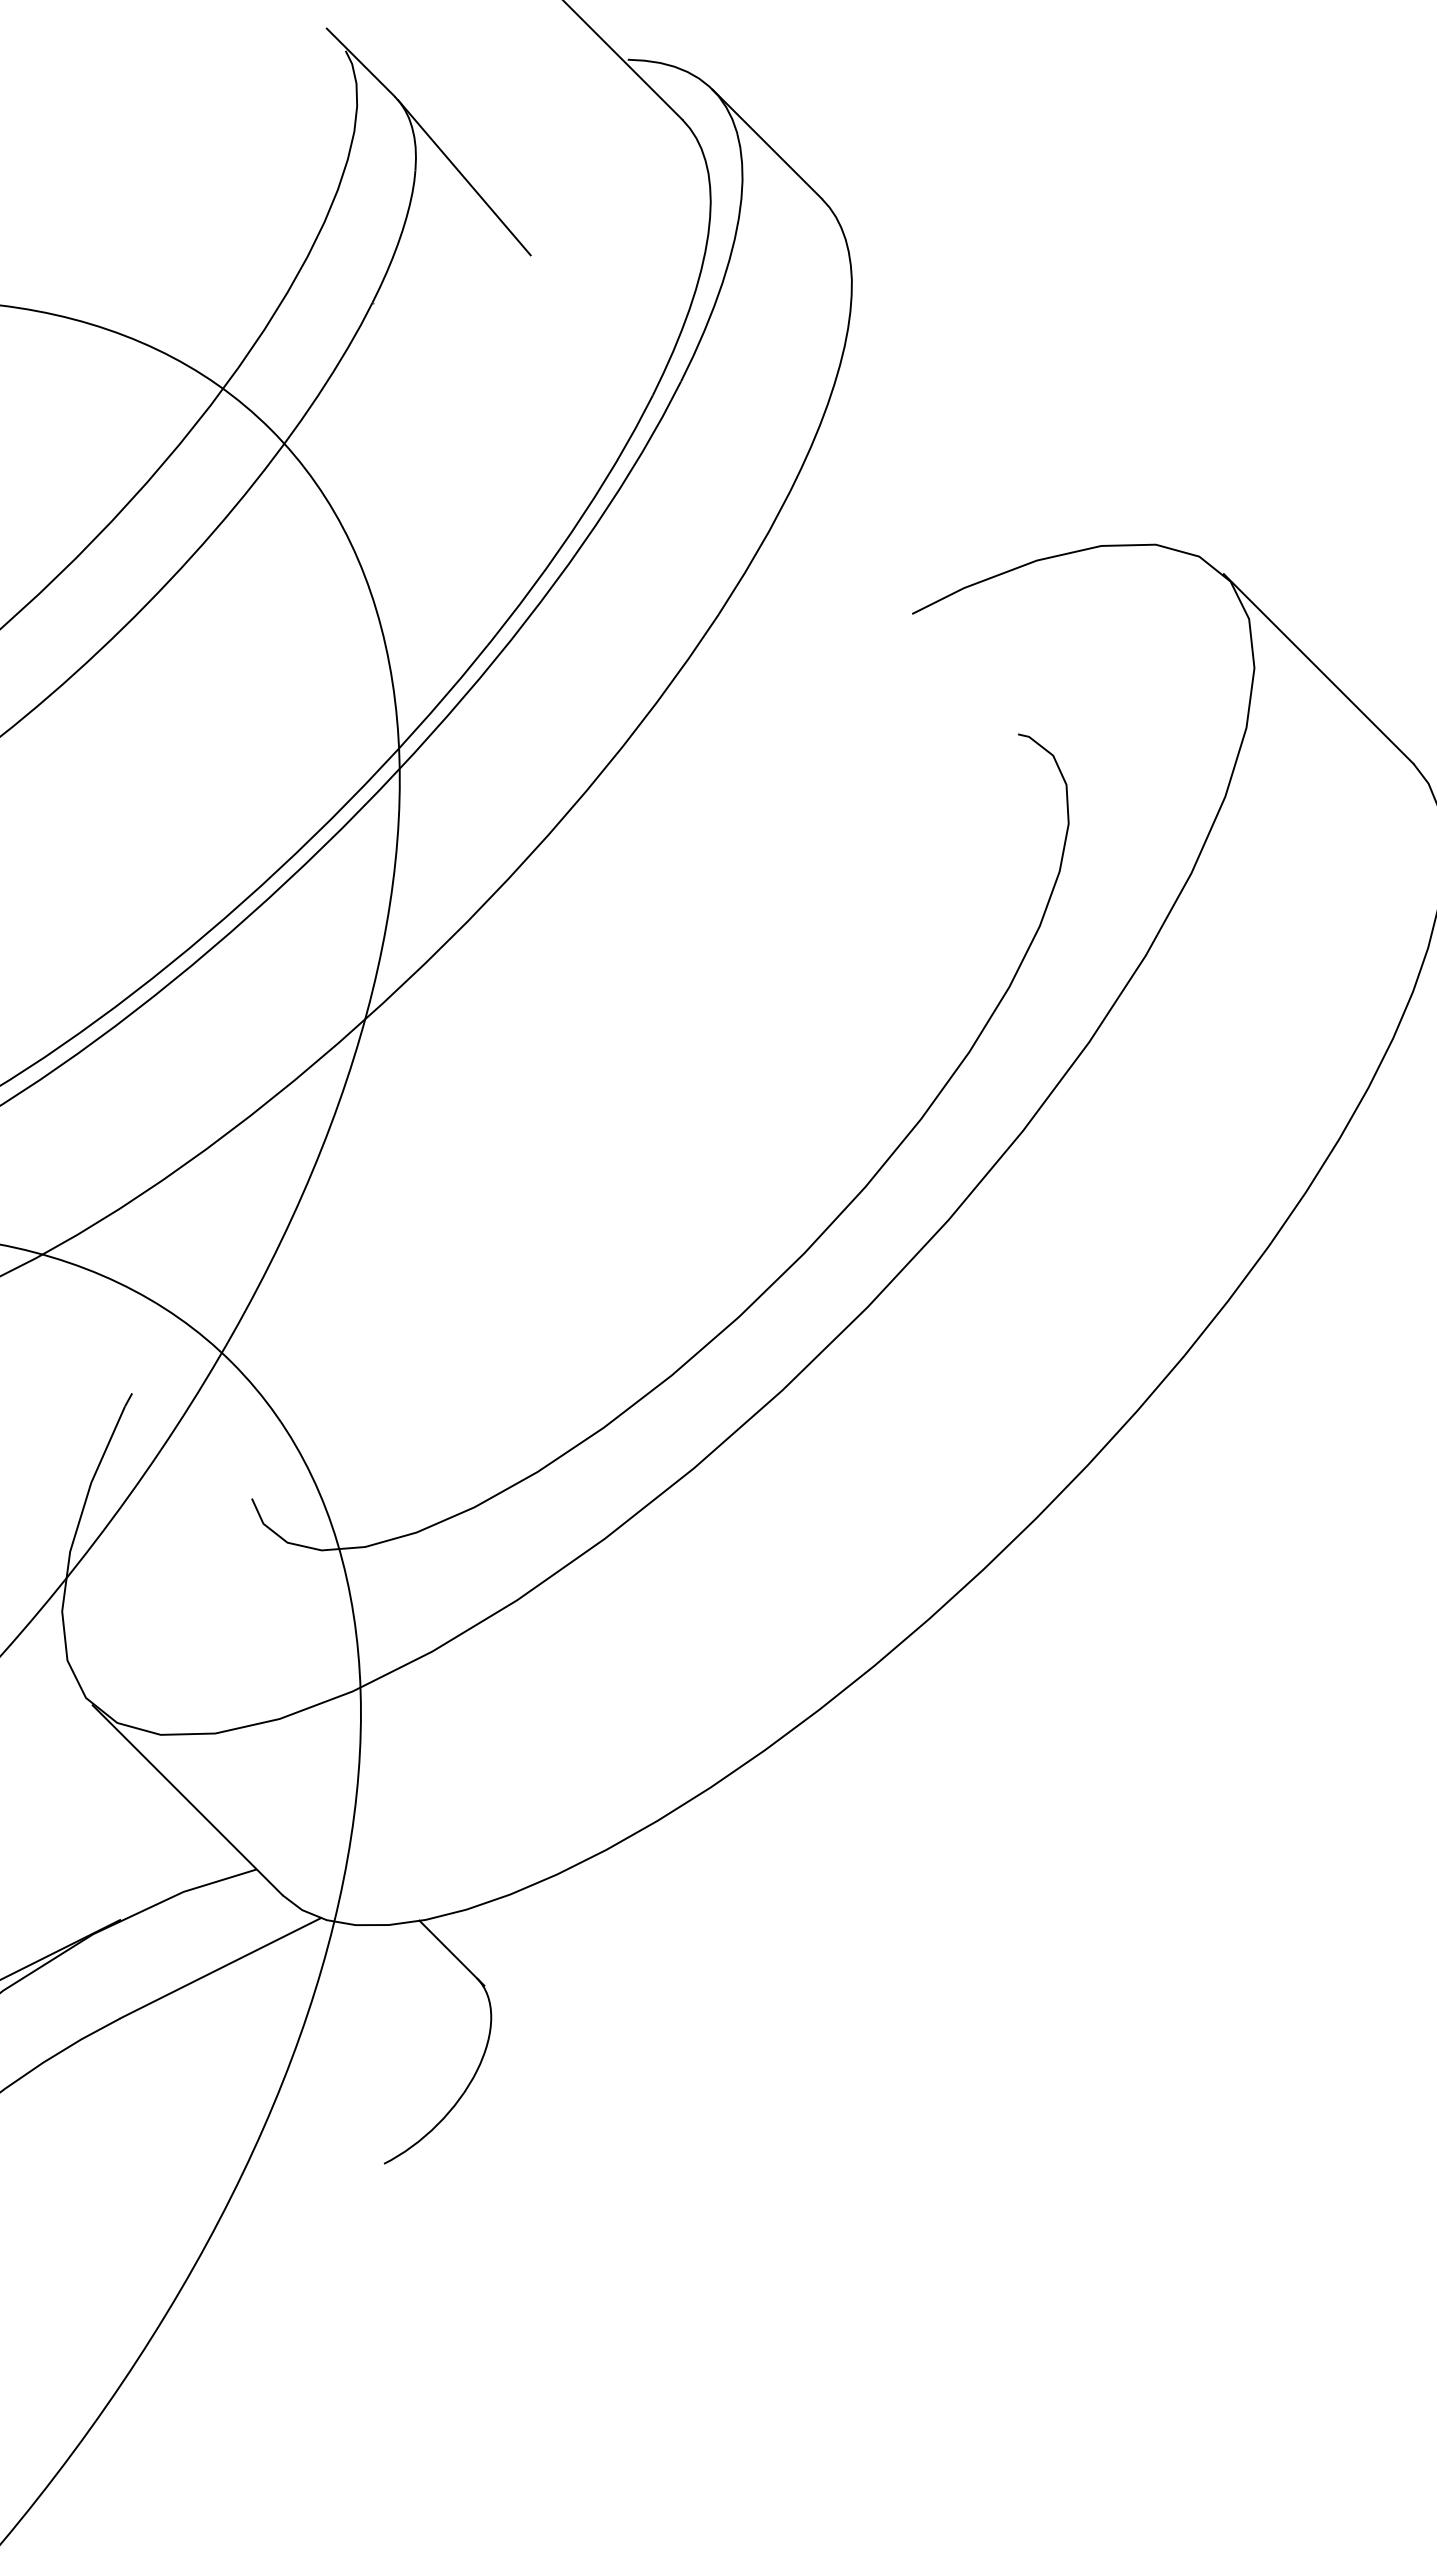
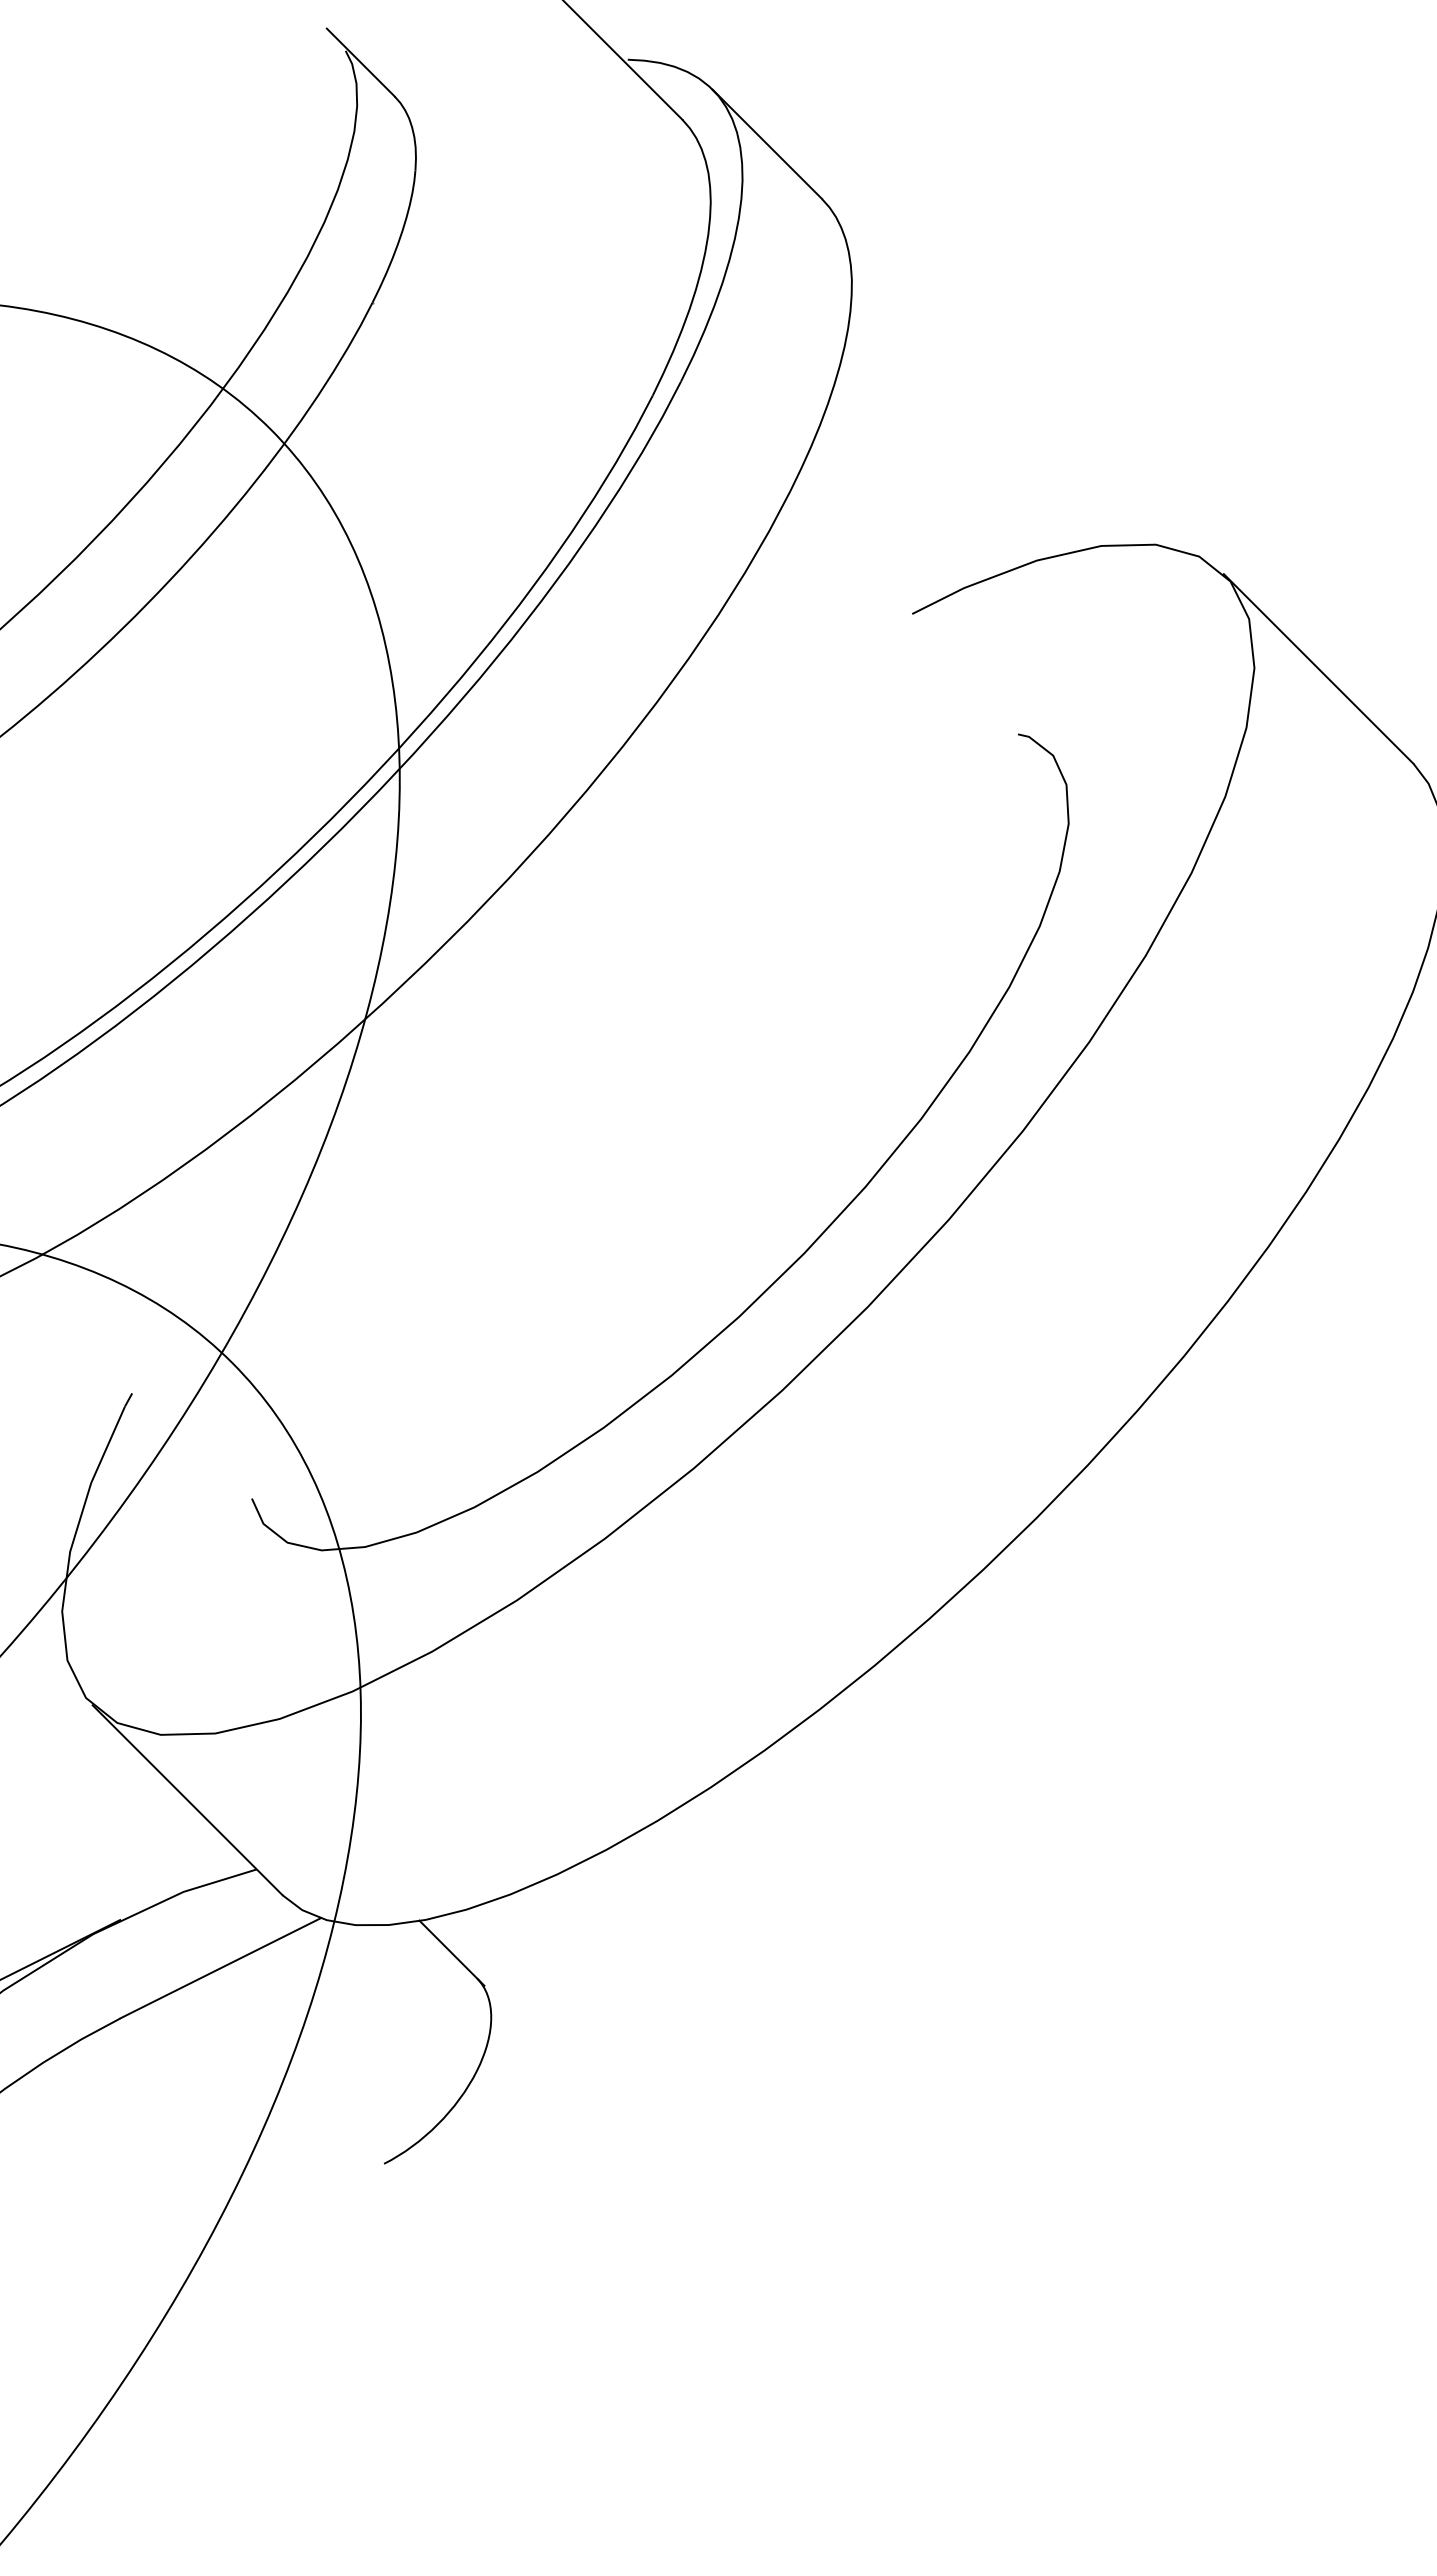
line: present -> none (464, 177)
